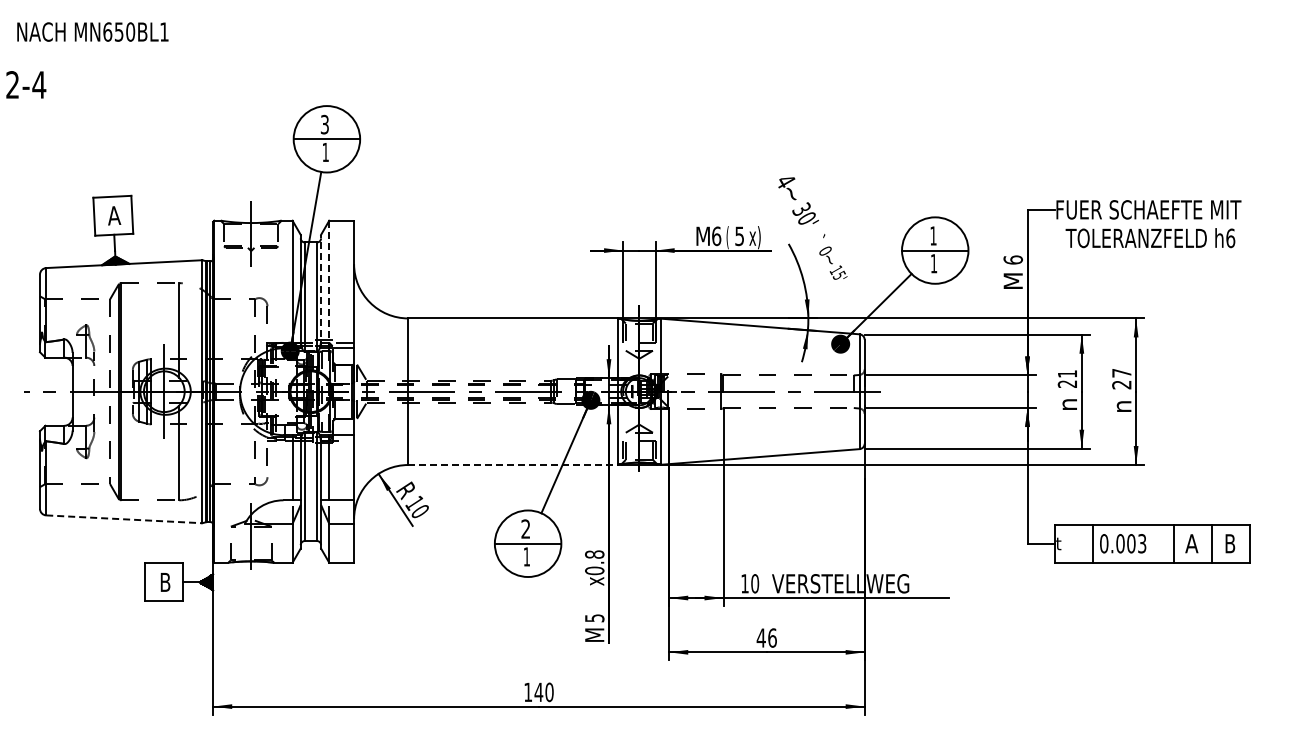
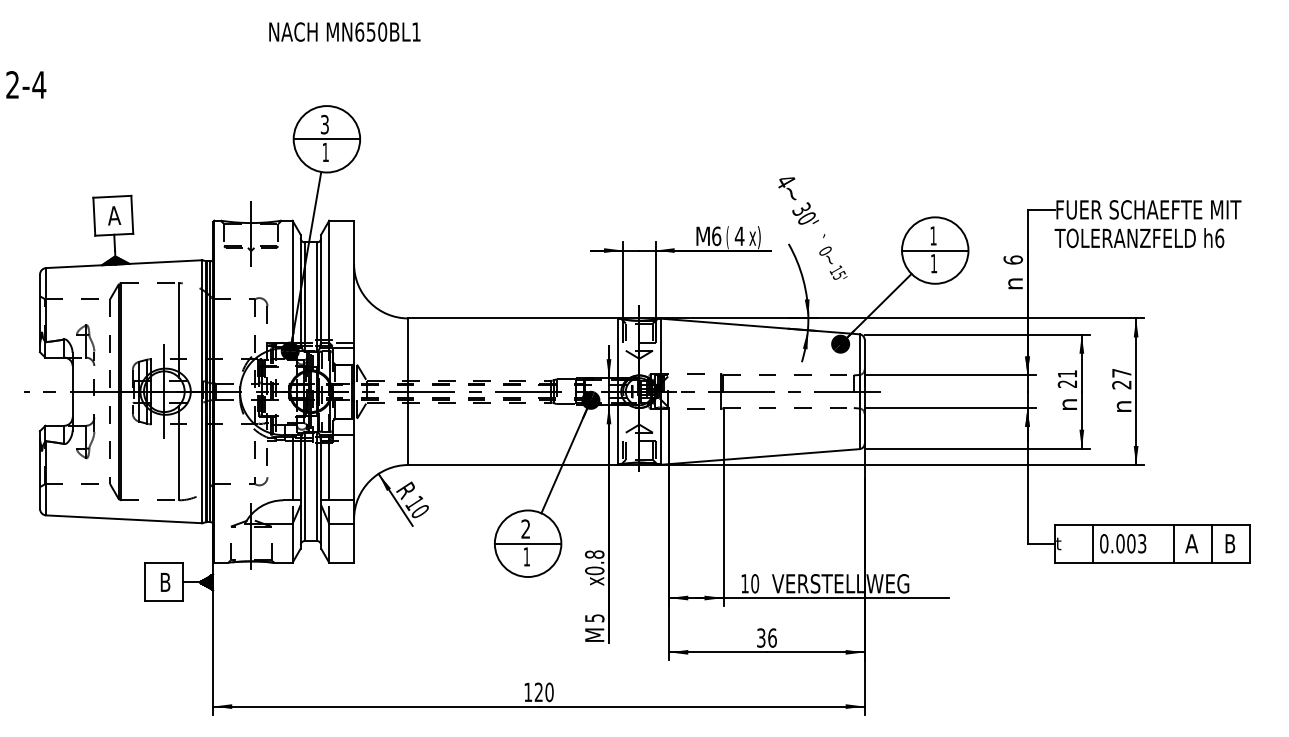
text position: (92, 31) -> (344, 31) (344, 31)
text: 5 -> 4 (739, 236)
text position: (1150, 238) -> (1139, 238) (1139, 238)
text: M -> n (1012, 281)
line: dashed -> solid (329, 284)
line: dashed -> solid (321, 291)
line: dashed -> solid (513, 465)
line: dashed -> solid (124, 519)
text: 46 -> 36 (760, 637)
text: 140 -> 120 (538, 691)
